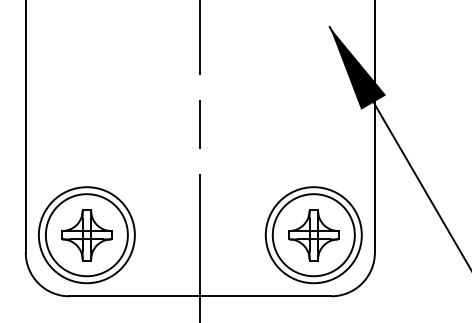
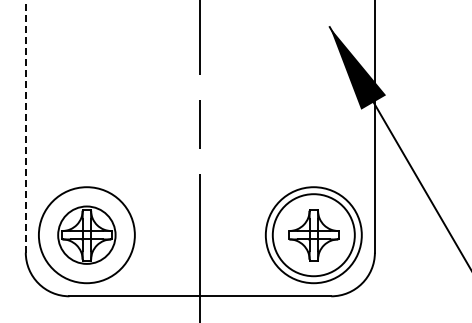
line: solid -> dashed (25, 126)
circle diameter: 82 px -> 57 px (86, 234)
